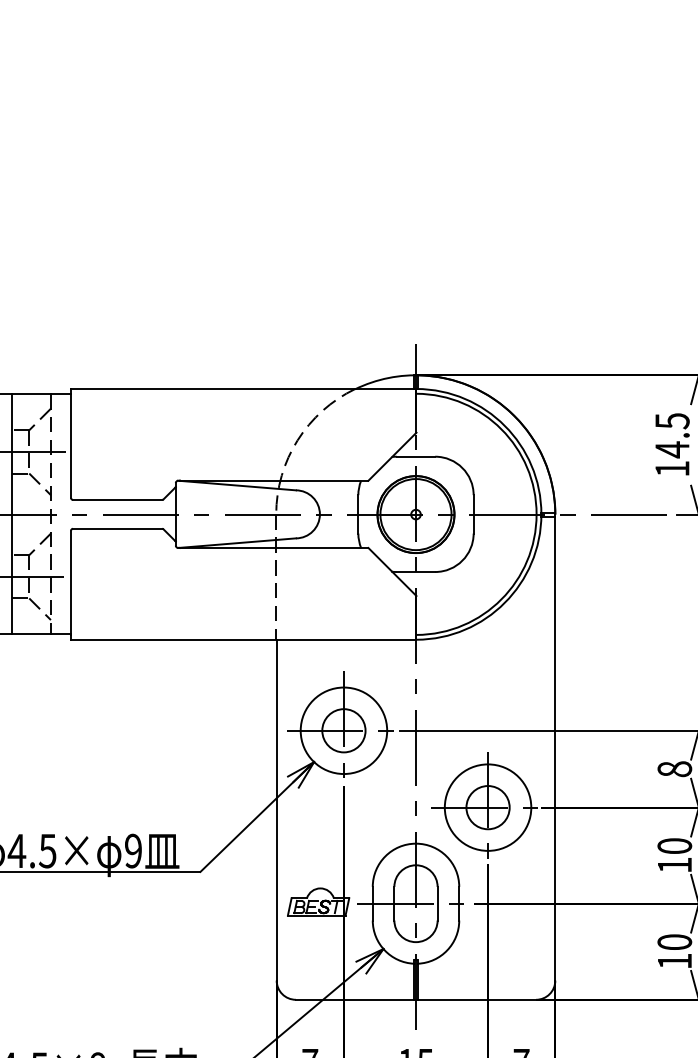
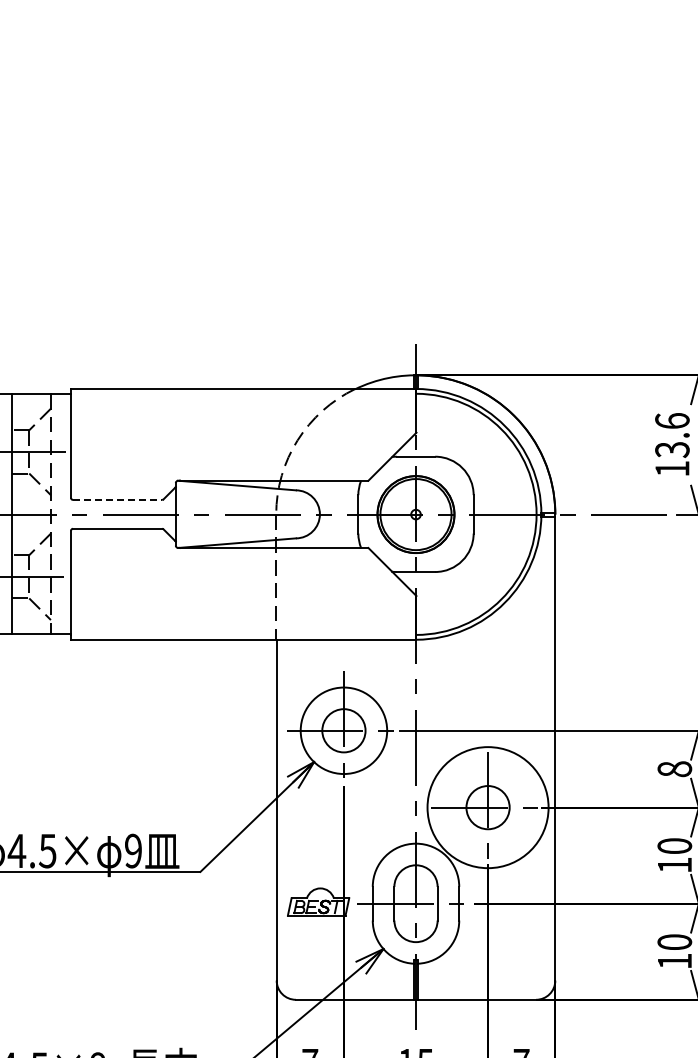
text: 14.5 -> 13.6 (672, 435)
line: solid -> dashed (117, 499)
circle diameter: 86 px -> 121 px (487, 807)
